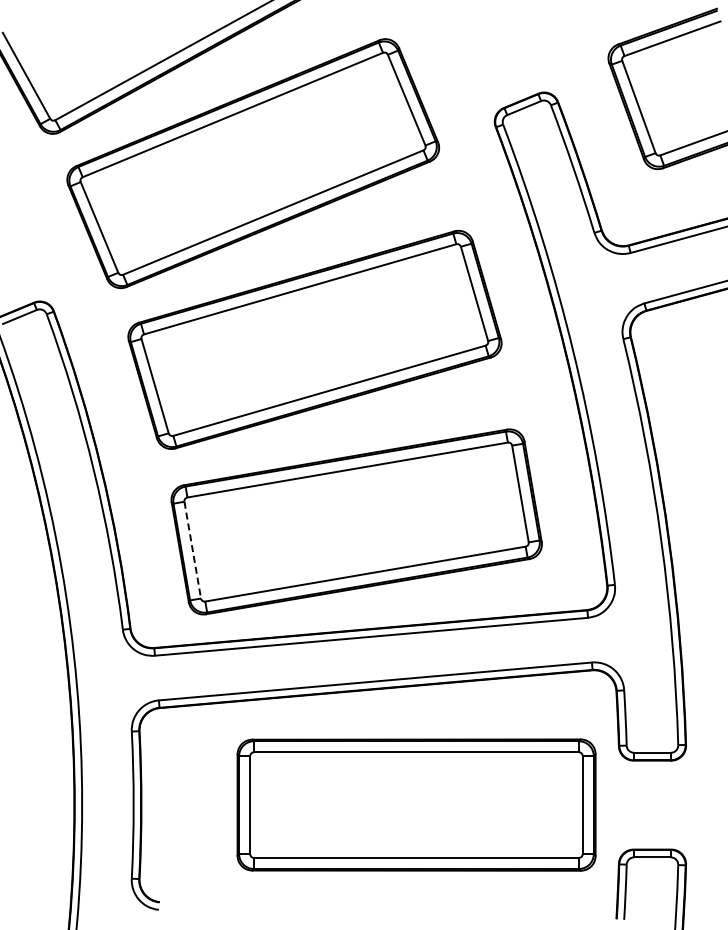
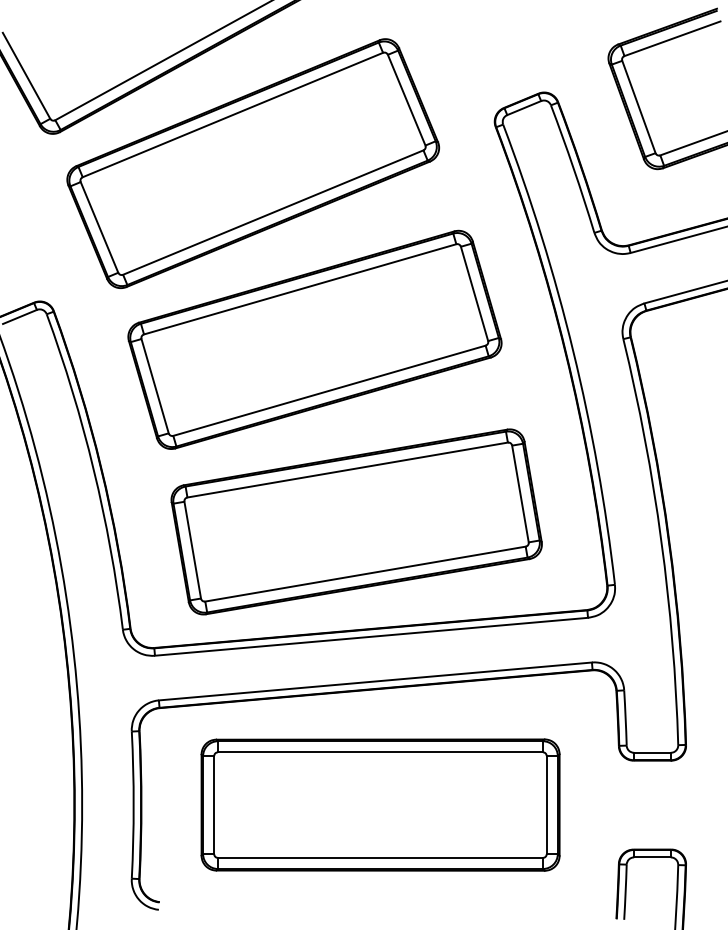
line: dashed -> solid (192, 550)
part position: (416, 804) -> (380, 804) (380, 804)
